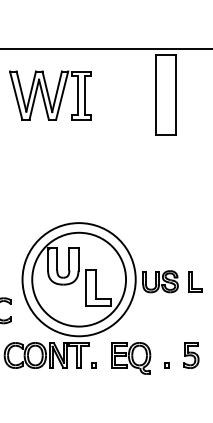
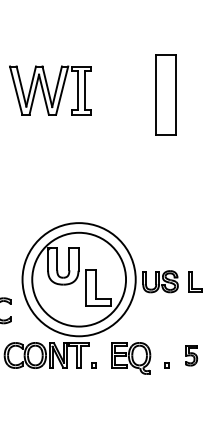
line: present -> none (105, 49)
part position: (50, 95) -> (50, 90) (50, 90)
part size: 17x27 px -> 14x22 px (191, 355)
